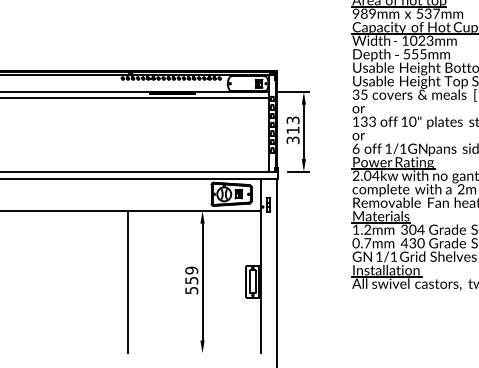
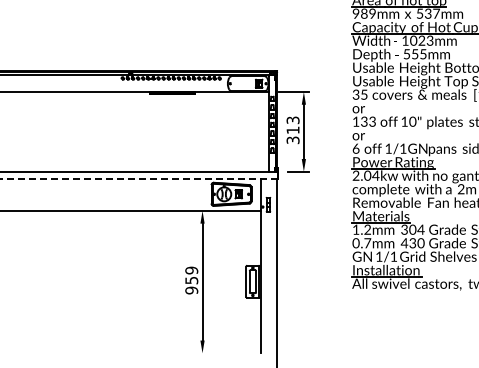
line: present -> none (135, 97)
line: solid -> dashed (139, 179)
line: present -> none (127, 281)
text: 559 -> 959 (191, 290)
